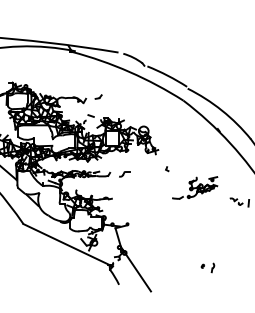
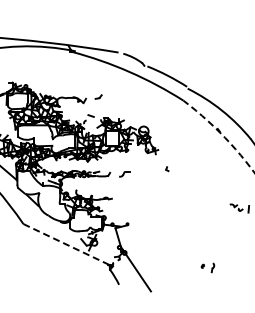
arc: solid -> dashed (221, 134)
part: present -> none (195, 187)
part position: (239, 202) -> (239, 208) (239, 208)
line: solid -> dashed (66, 244)
